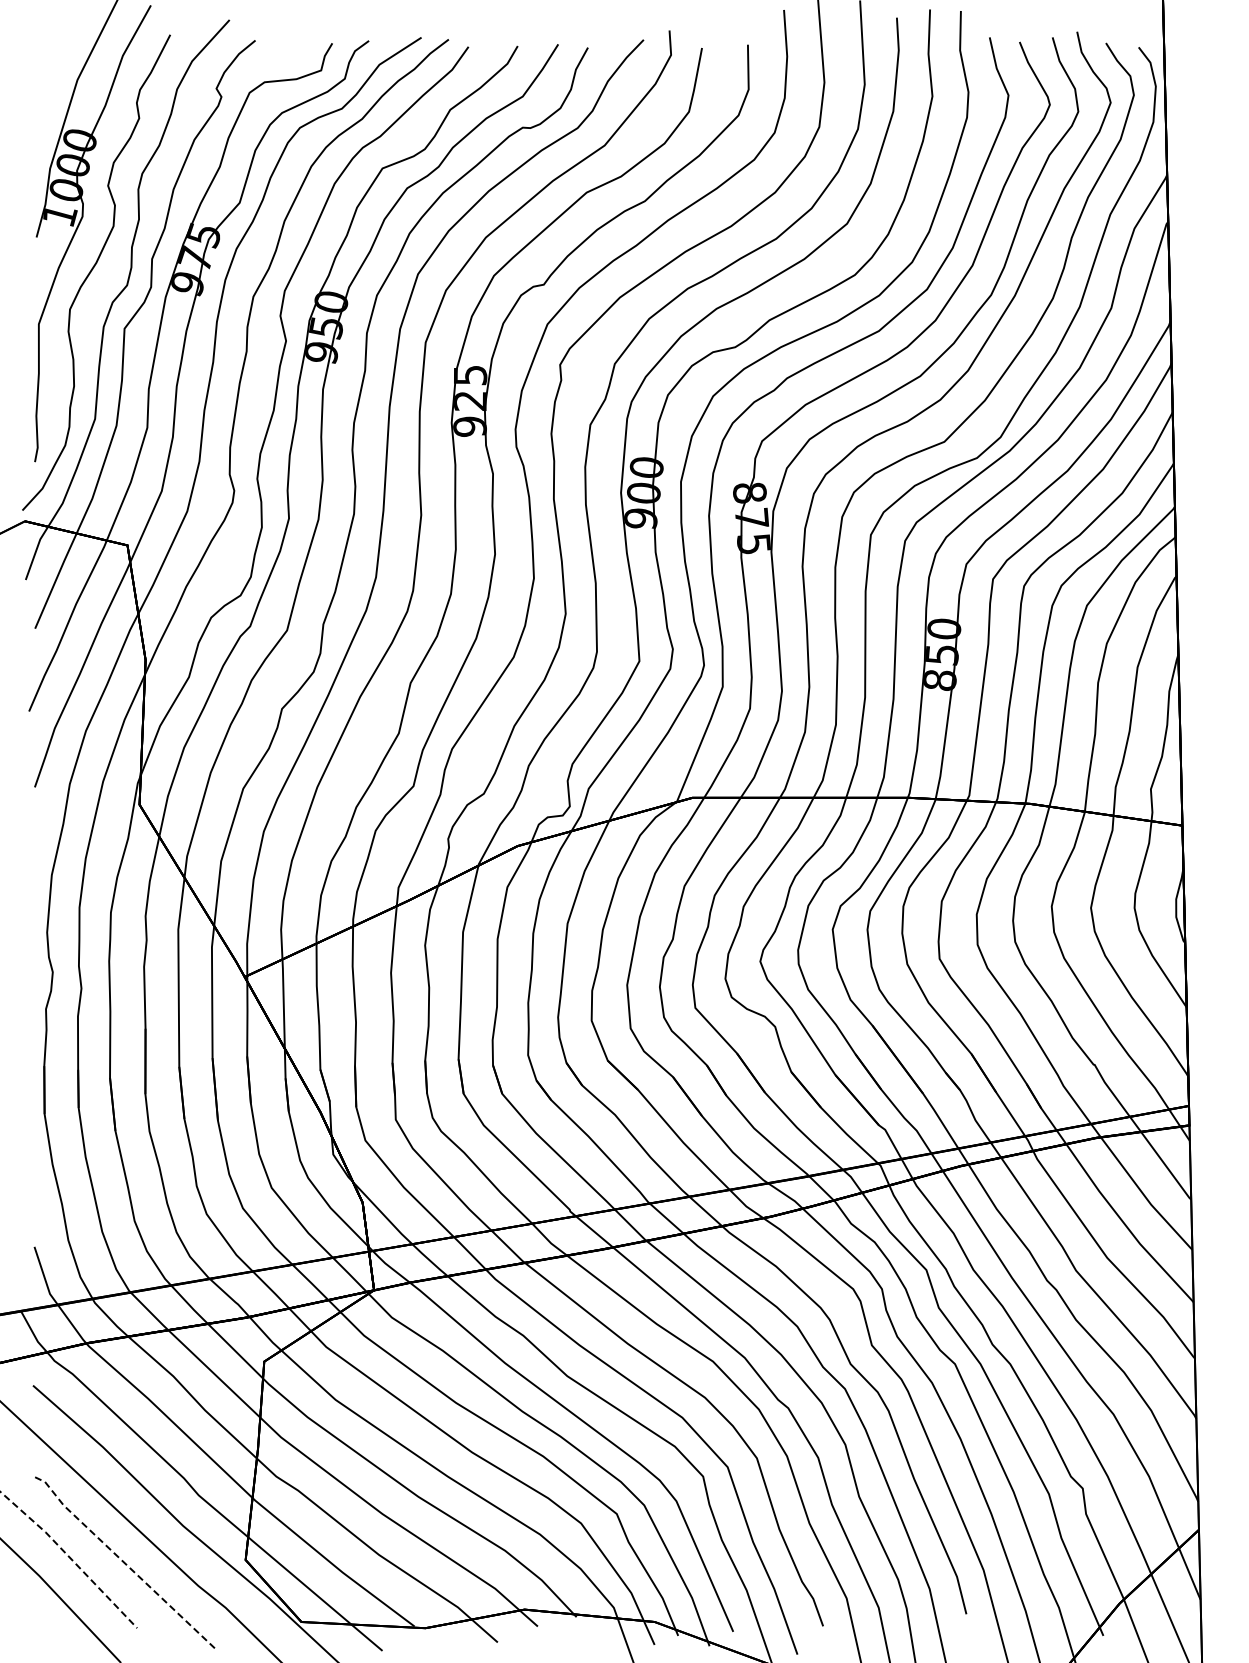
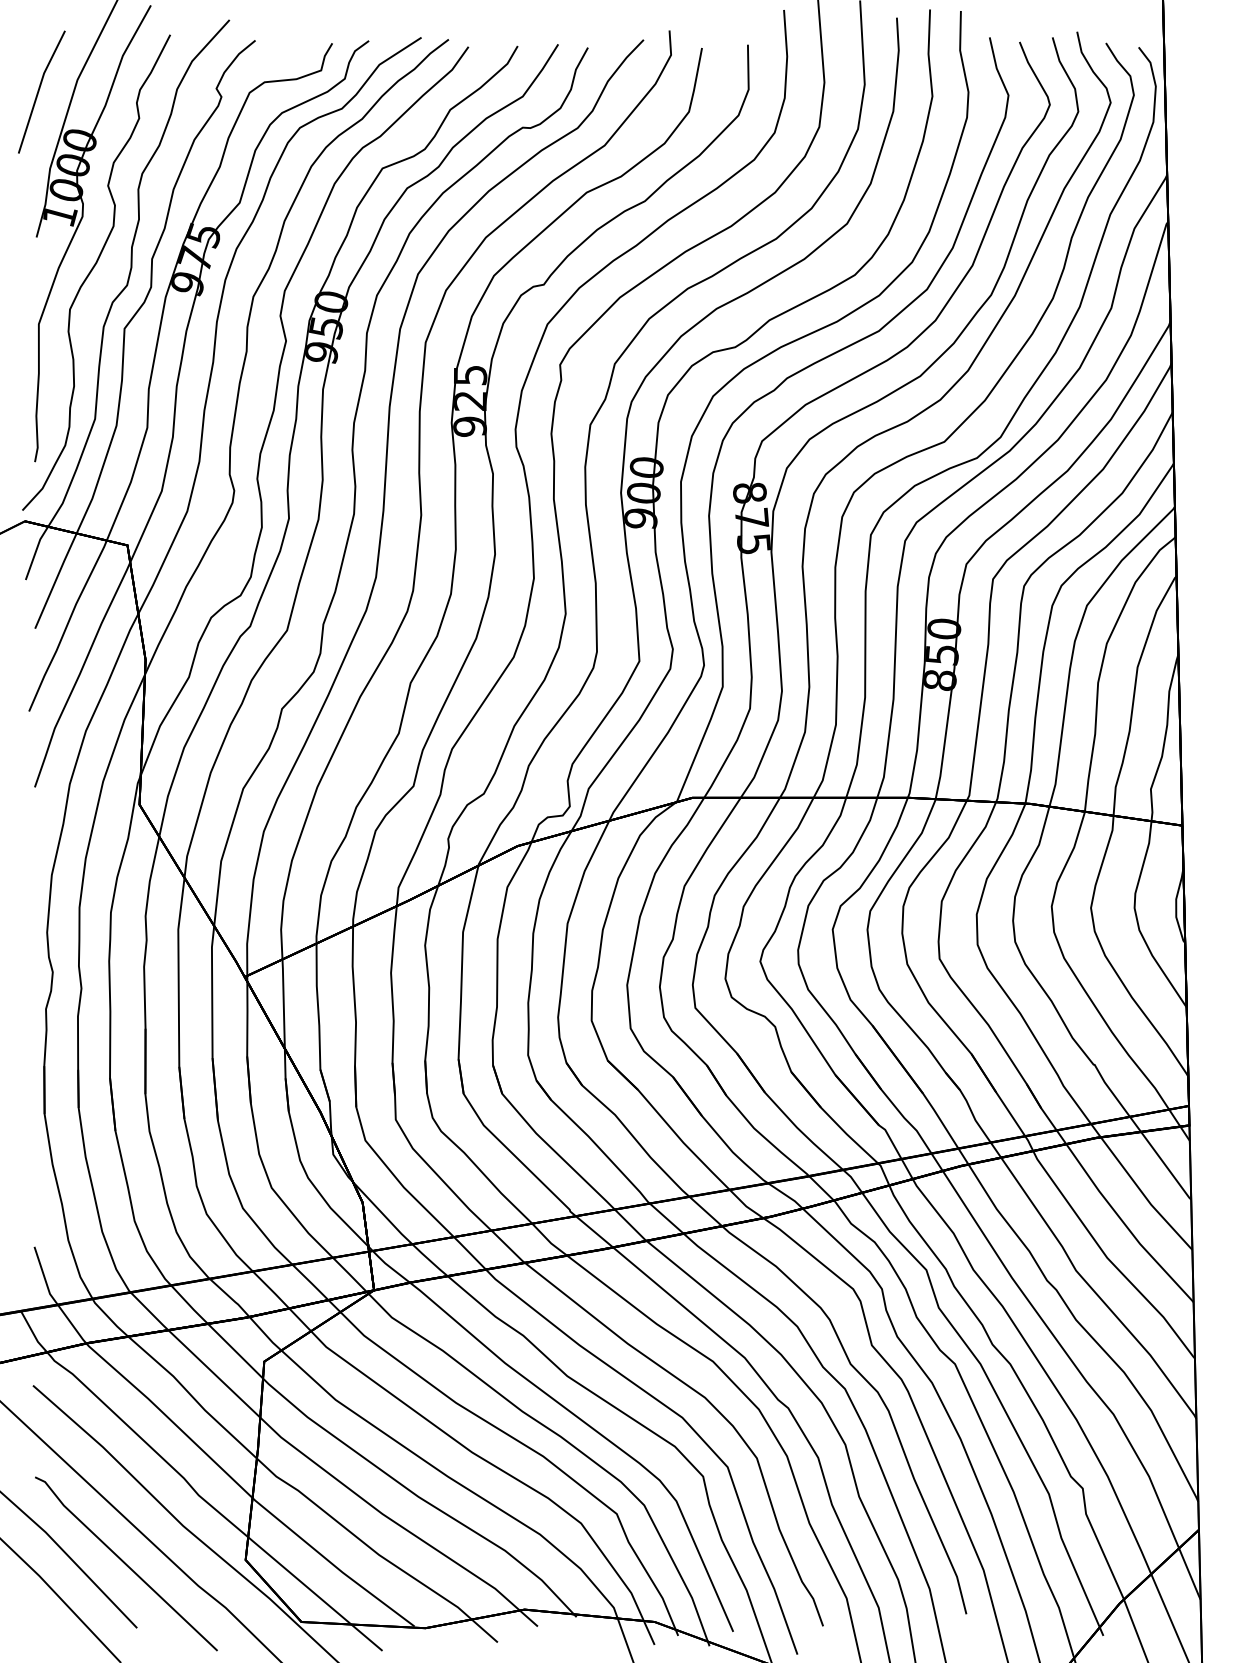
line: none -> present (39, 91)
line: dashed -> solid (70, 1558)
line: dashed -> solid (124, 1563)
